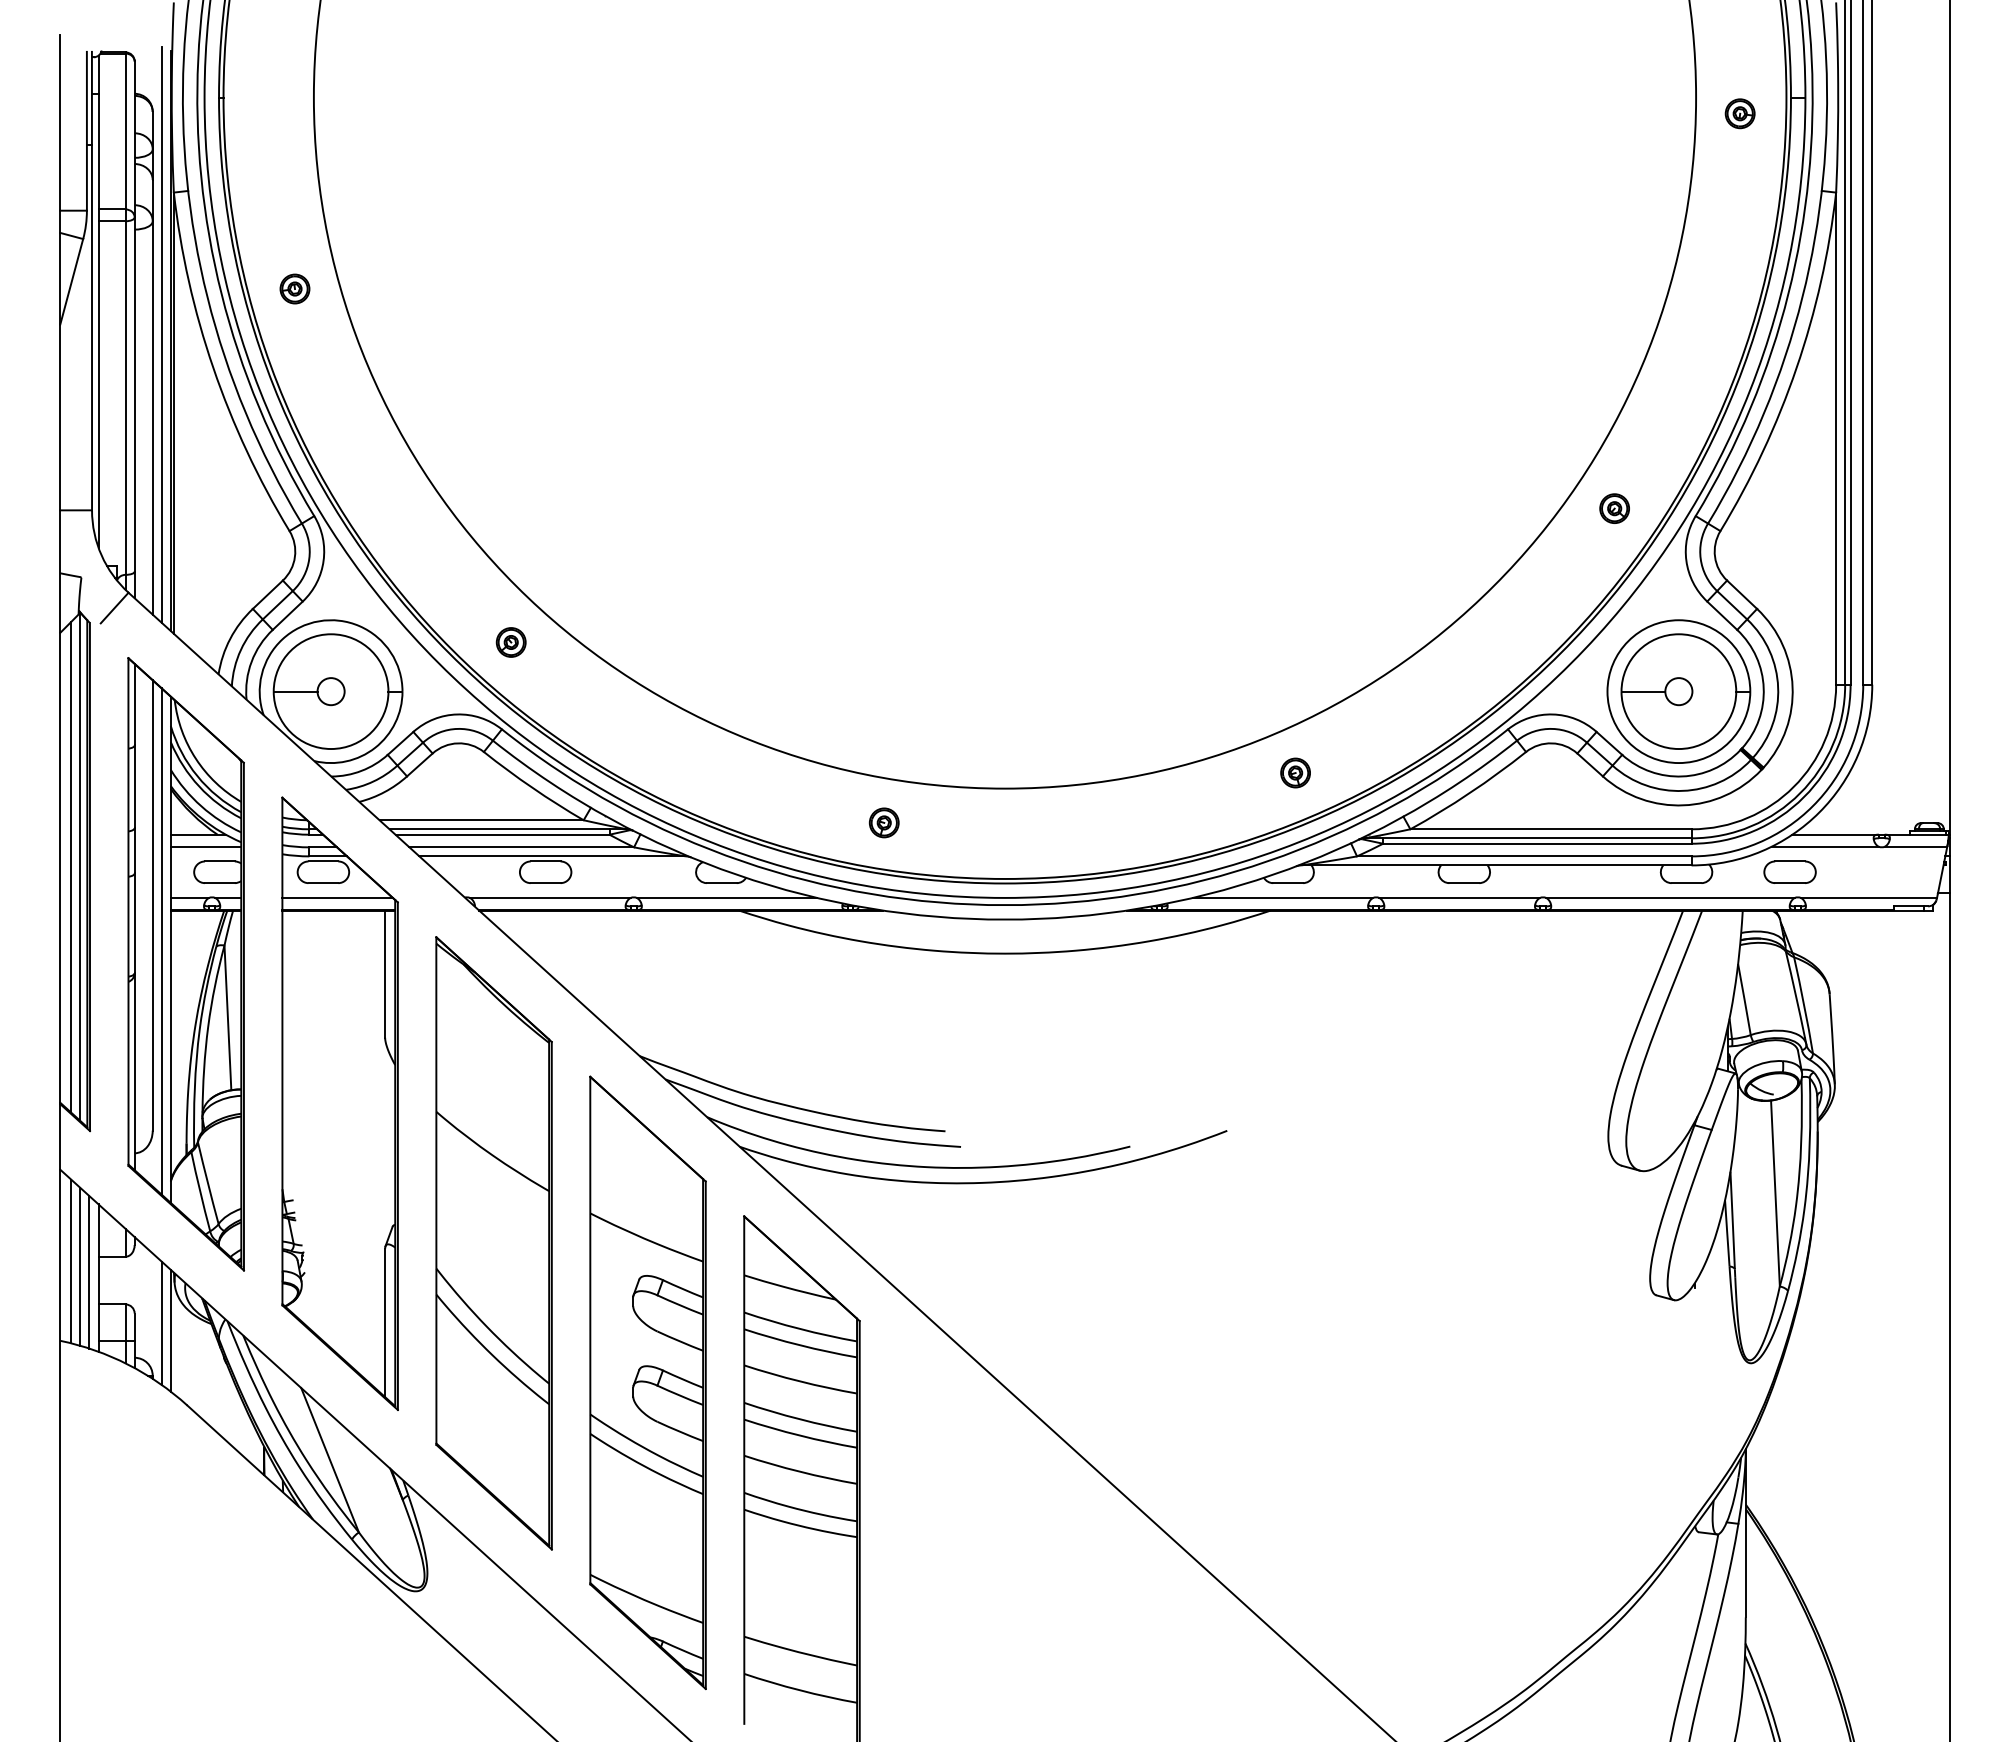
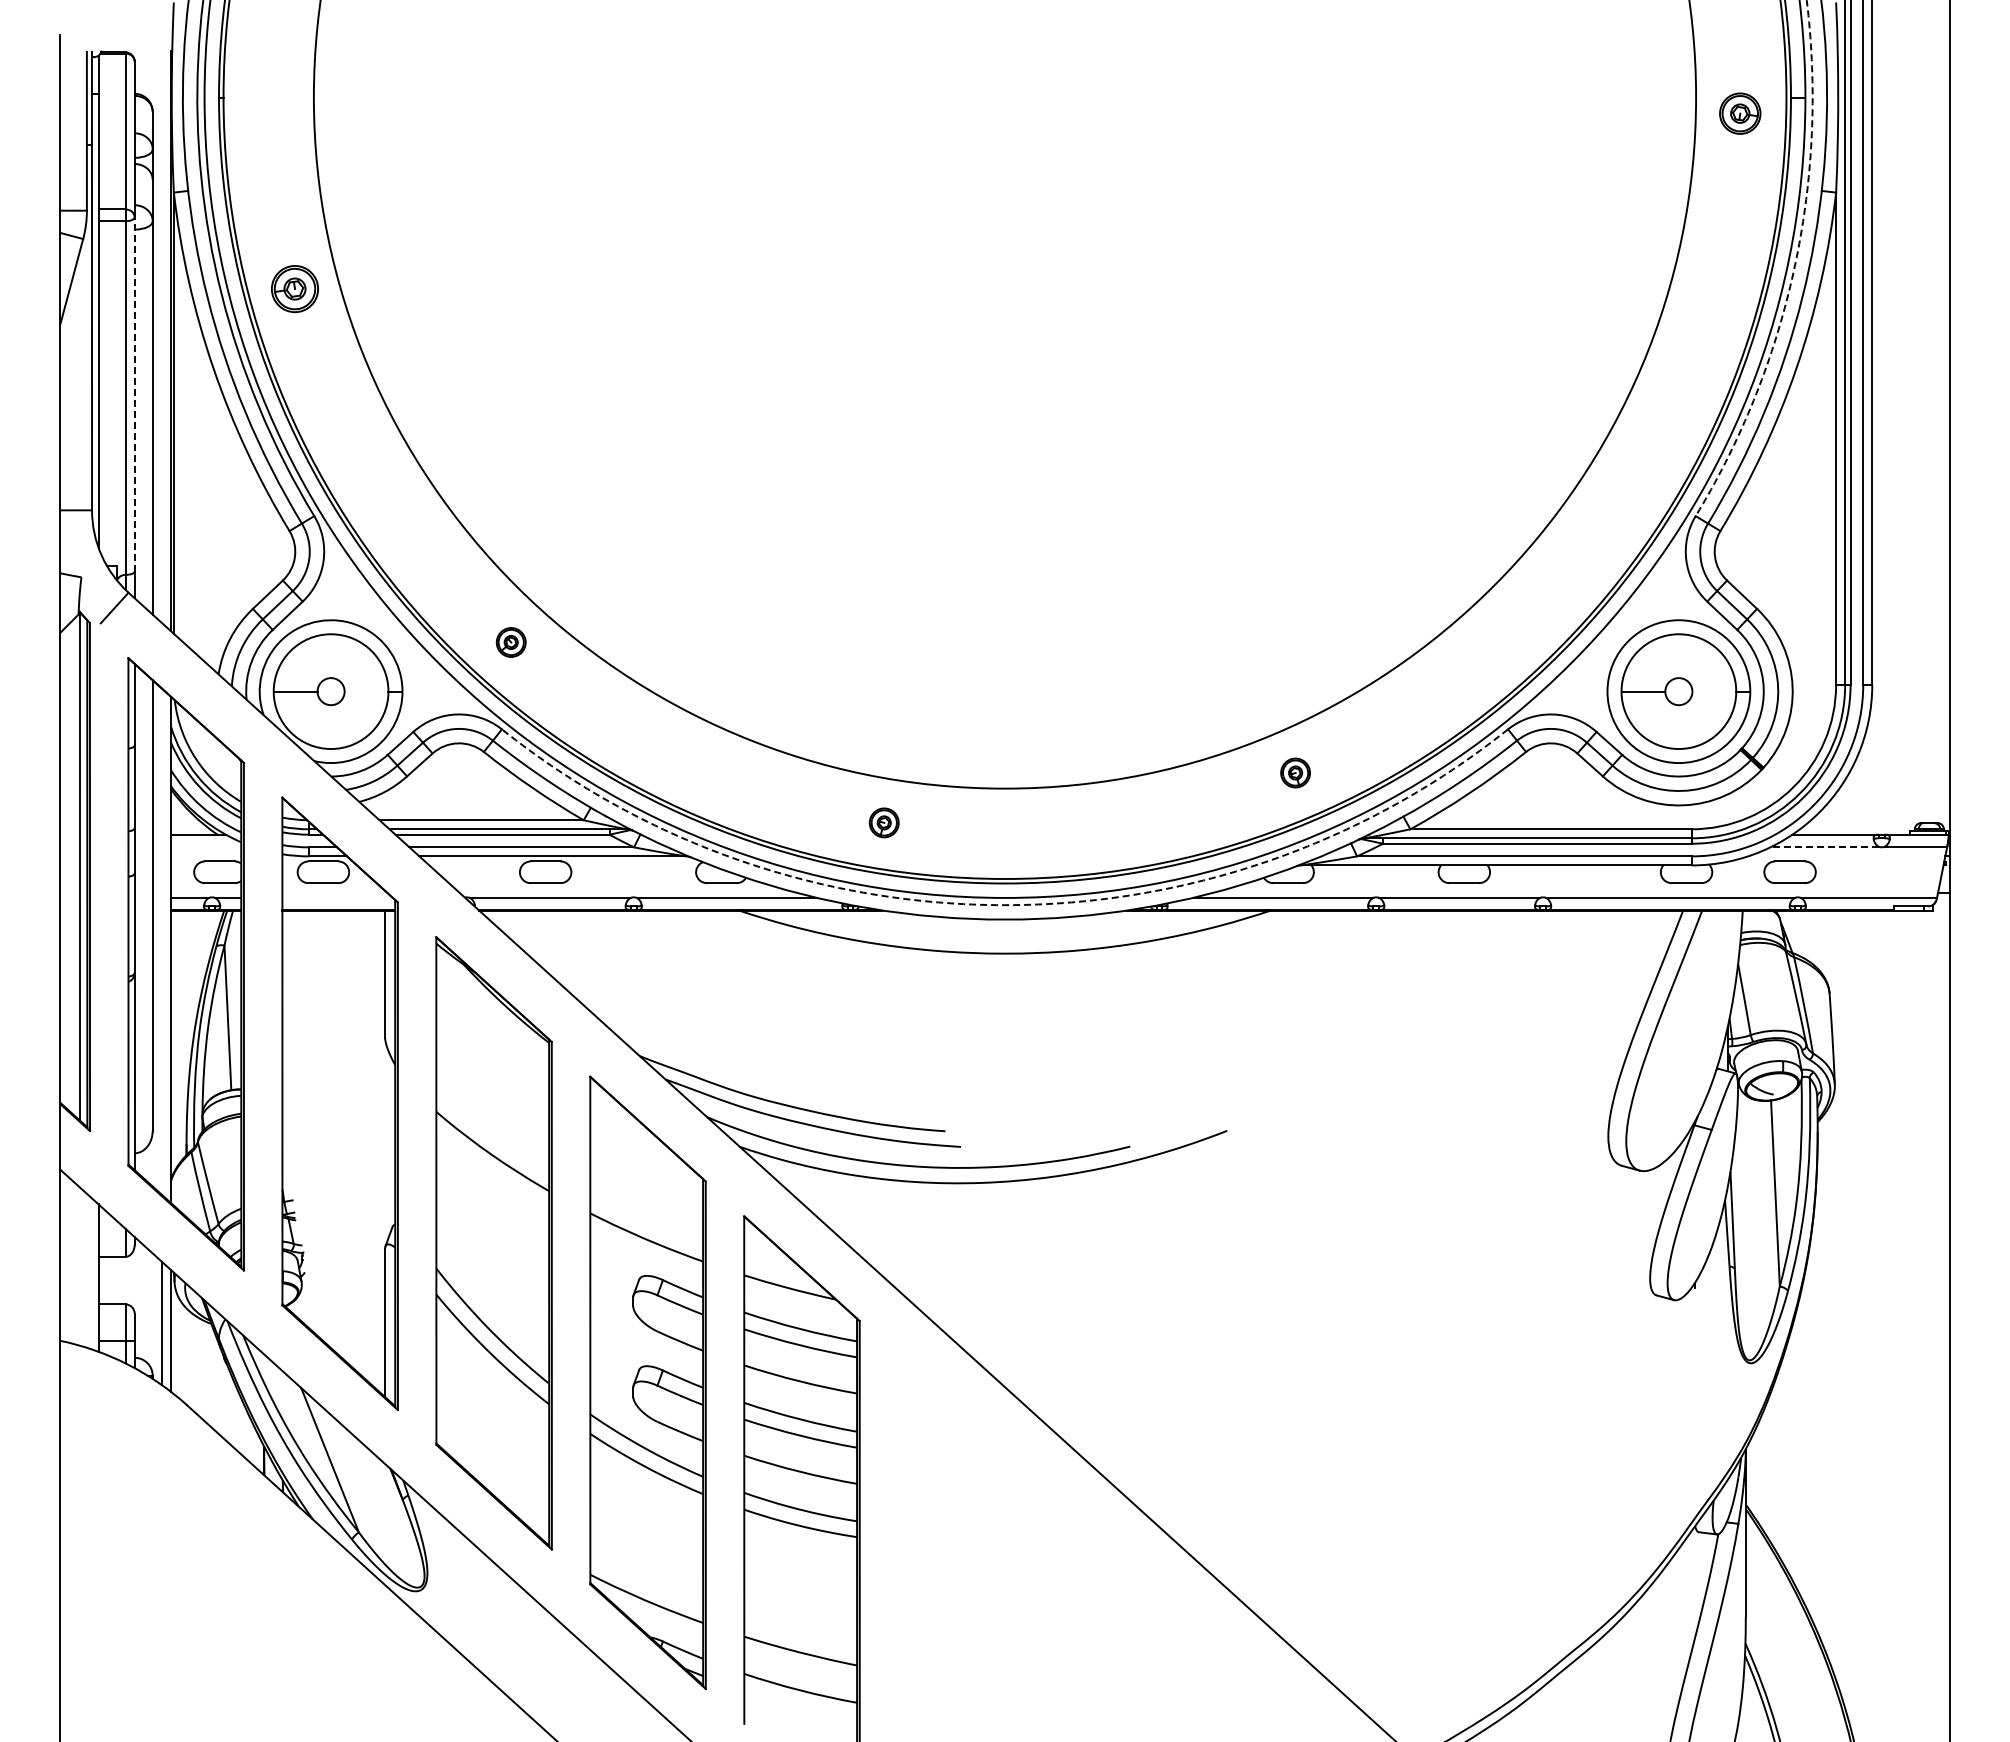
part size: 32x32 px -> 43x43 px (1740, 113)
arc: solid -> dashed (1794, 269)
part size: 32x32 px -> 48x49 px (294, 289)
line: present -> none (161, 334)
line: solid -> dashed (134, 393)
part: present -> none (1614, 508)
line: present -> none (205, 846)
line: solid -> dashed (1825, 846)
line: present -> none (71, 866)
line: present -> none (337, 897)
arc: solid -> dashed (1005, 905)
line: present -> none (161, 941)
line: present -> none (71, 1261)
line: present -> none (80, 1266)
line: present -> none (89, 1272)
